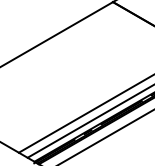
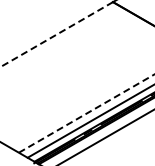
line: solid -> dashed (56, 34)
line: solid -> dashed (86, 113)
